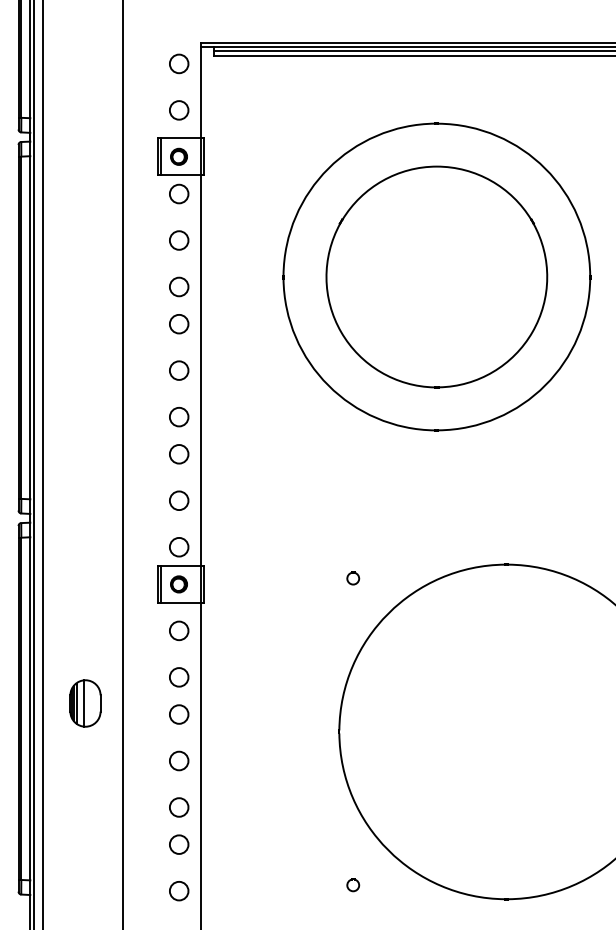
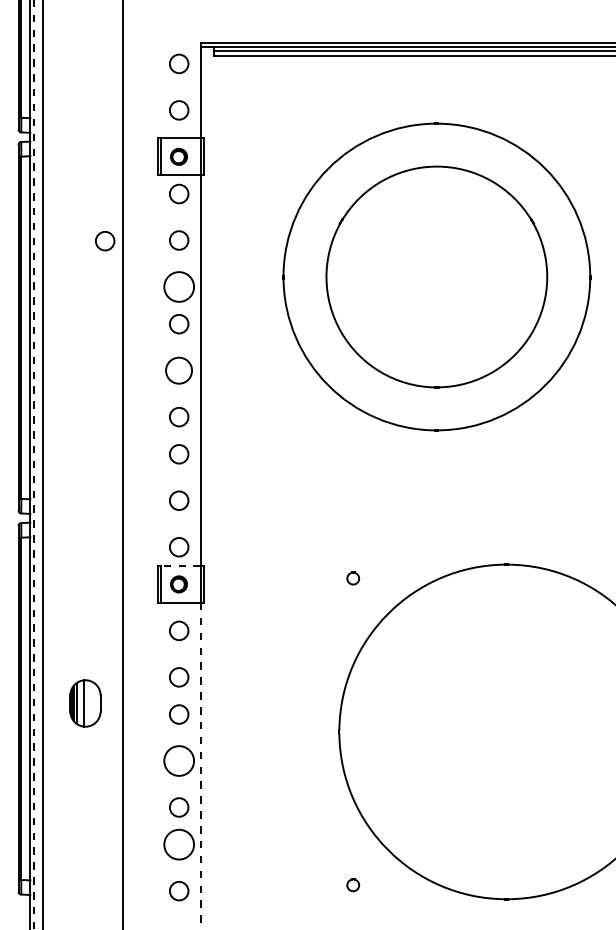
circle: none -> present (105, 241)
circle diameter: 19 px -> 30 px (179, 286)
circle size: 21x21 px -> 28x29 px (178, 370)
line: solid -> dashed (34, 465)
line: solid -> dashed (181, 565)
circle diameter: 19 px -> 30 px (179, 760)
line: solid -> dashed (201, 766)
circle diameter: 19 px -> 30 px (179, 844)
